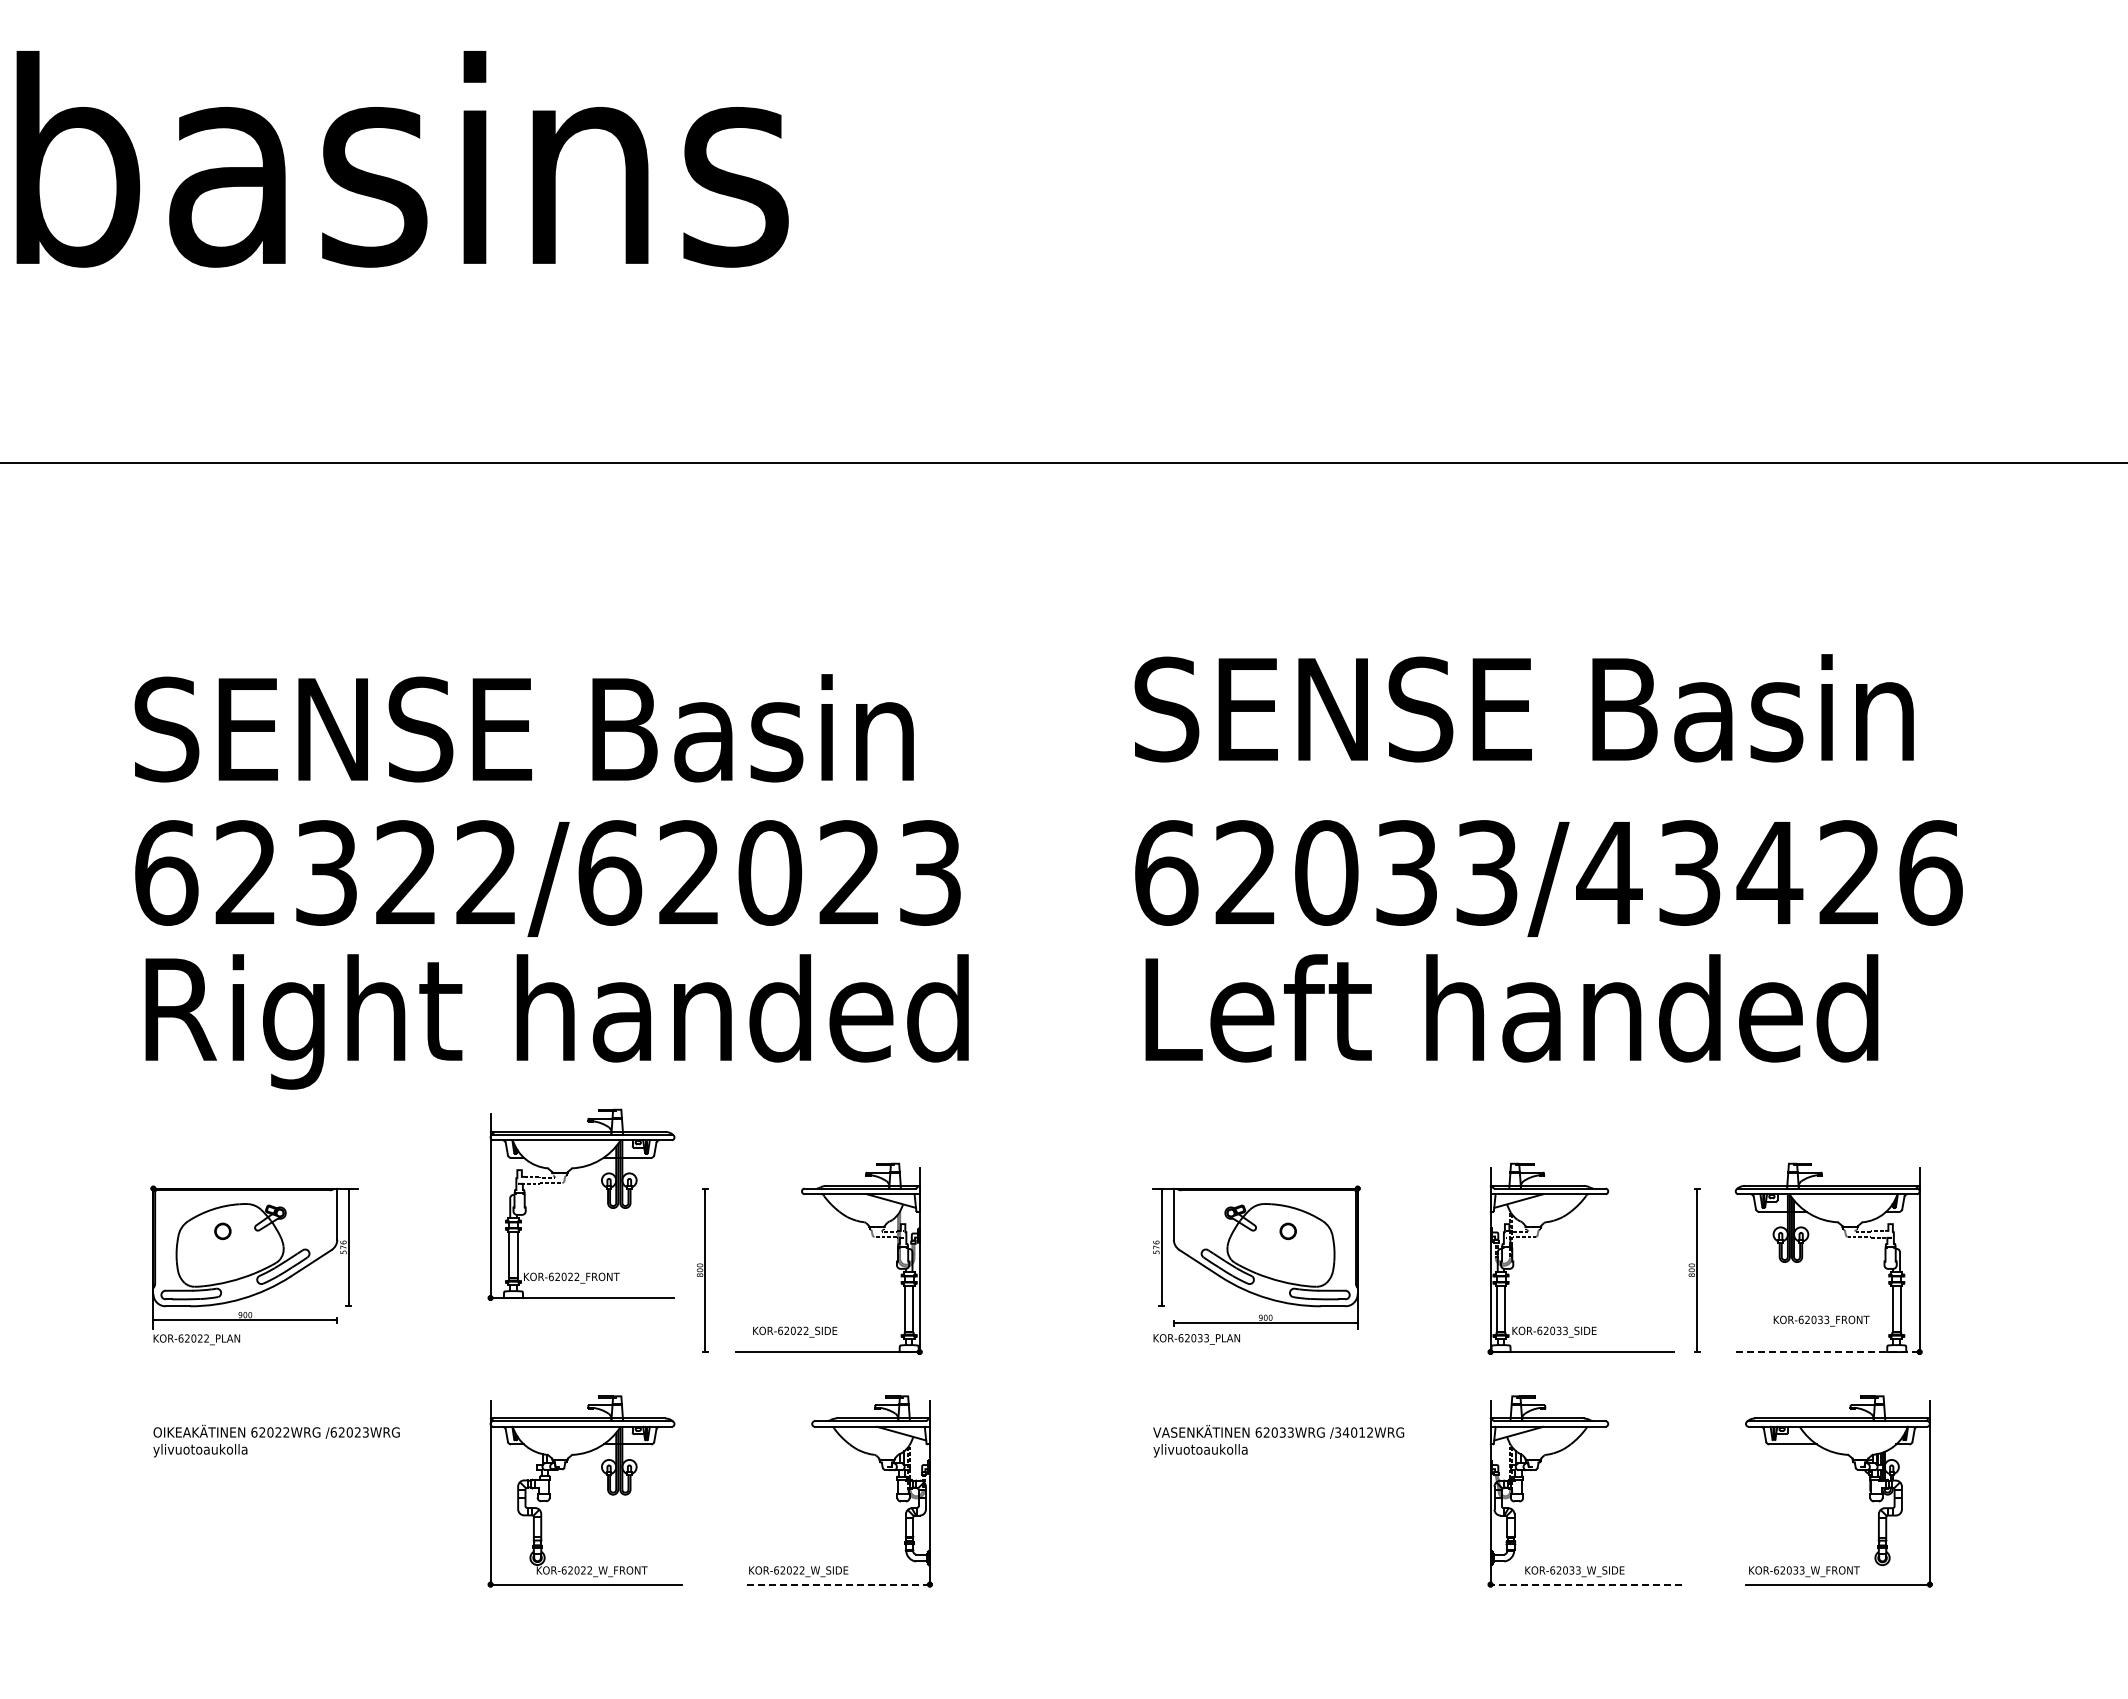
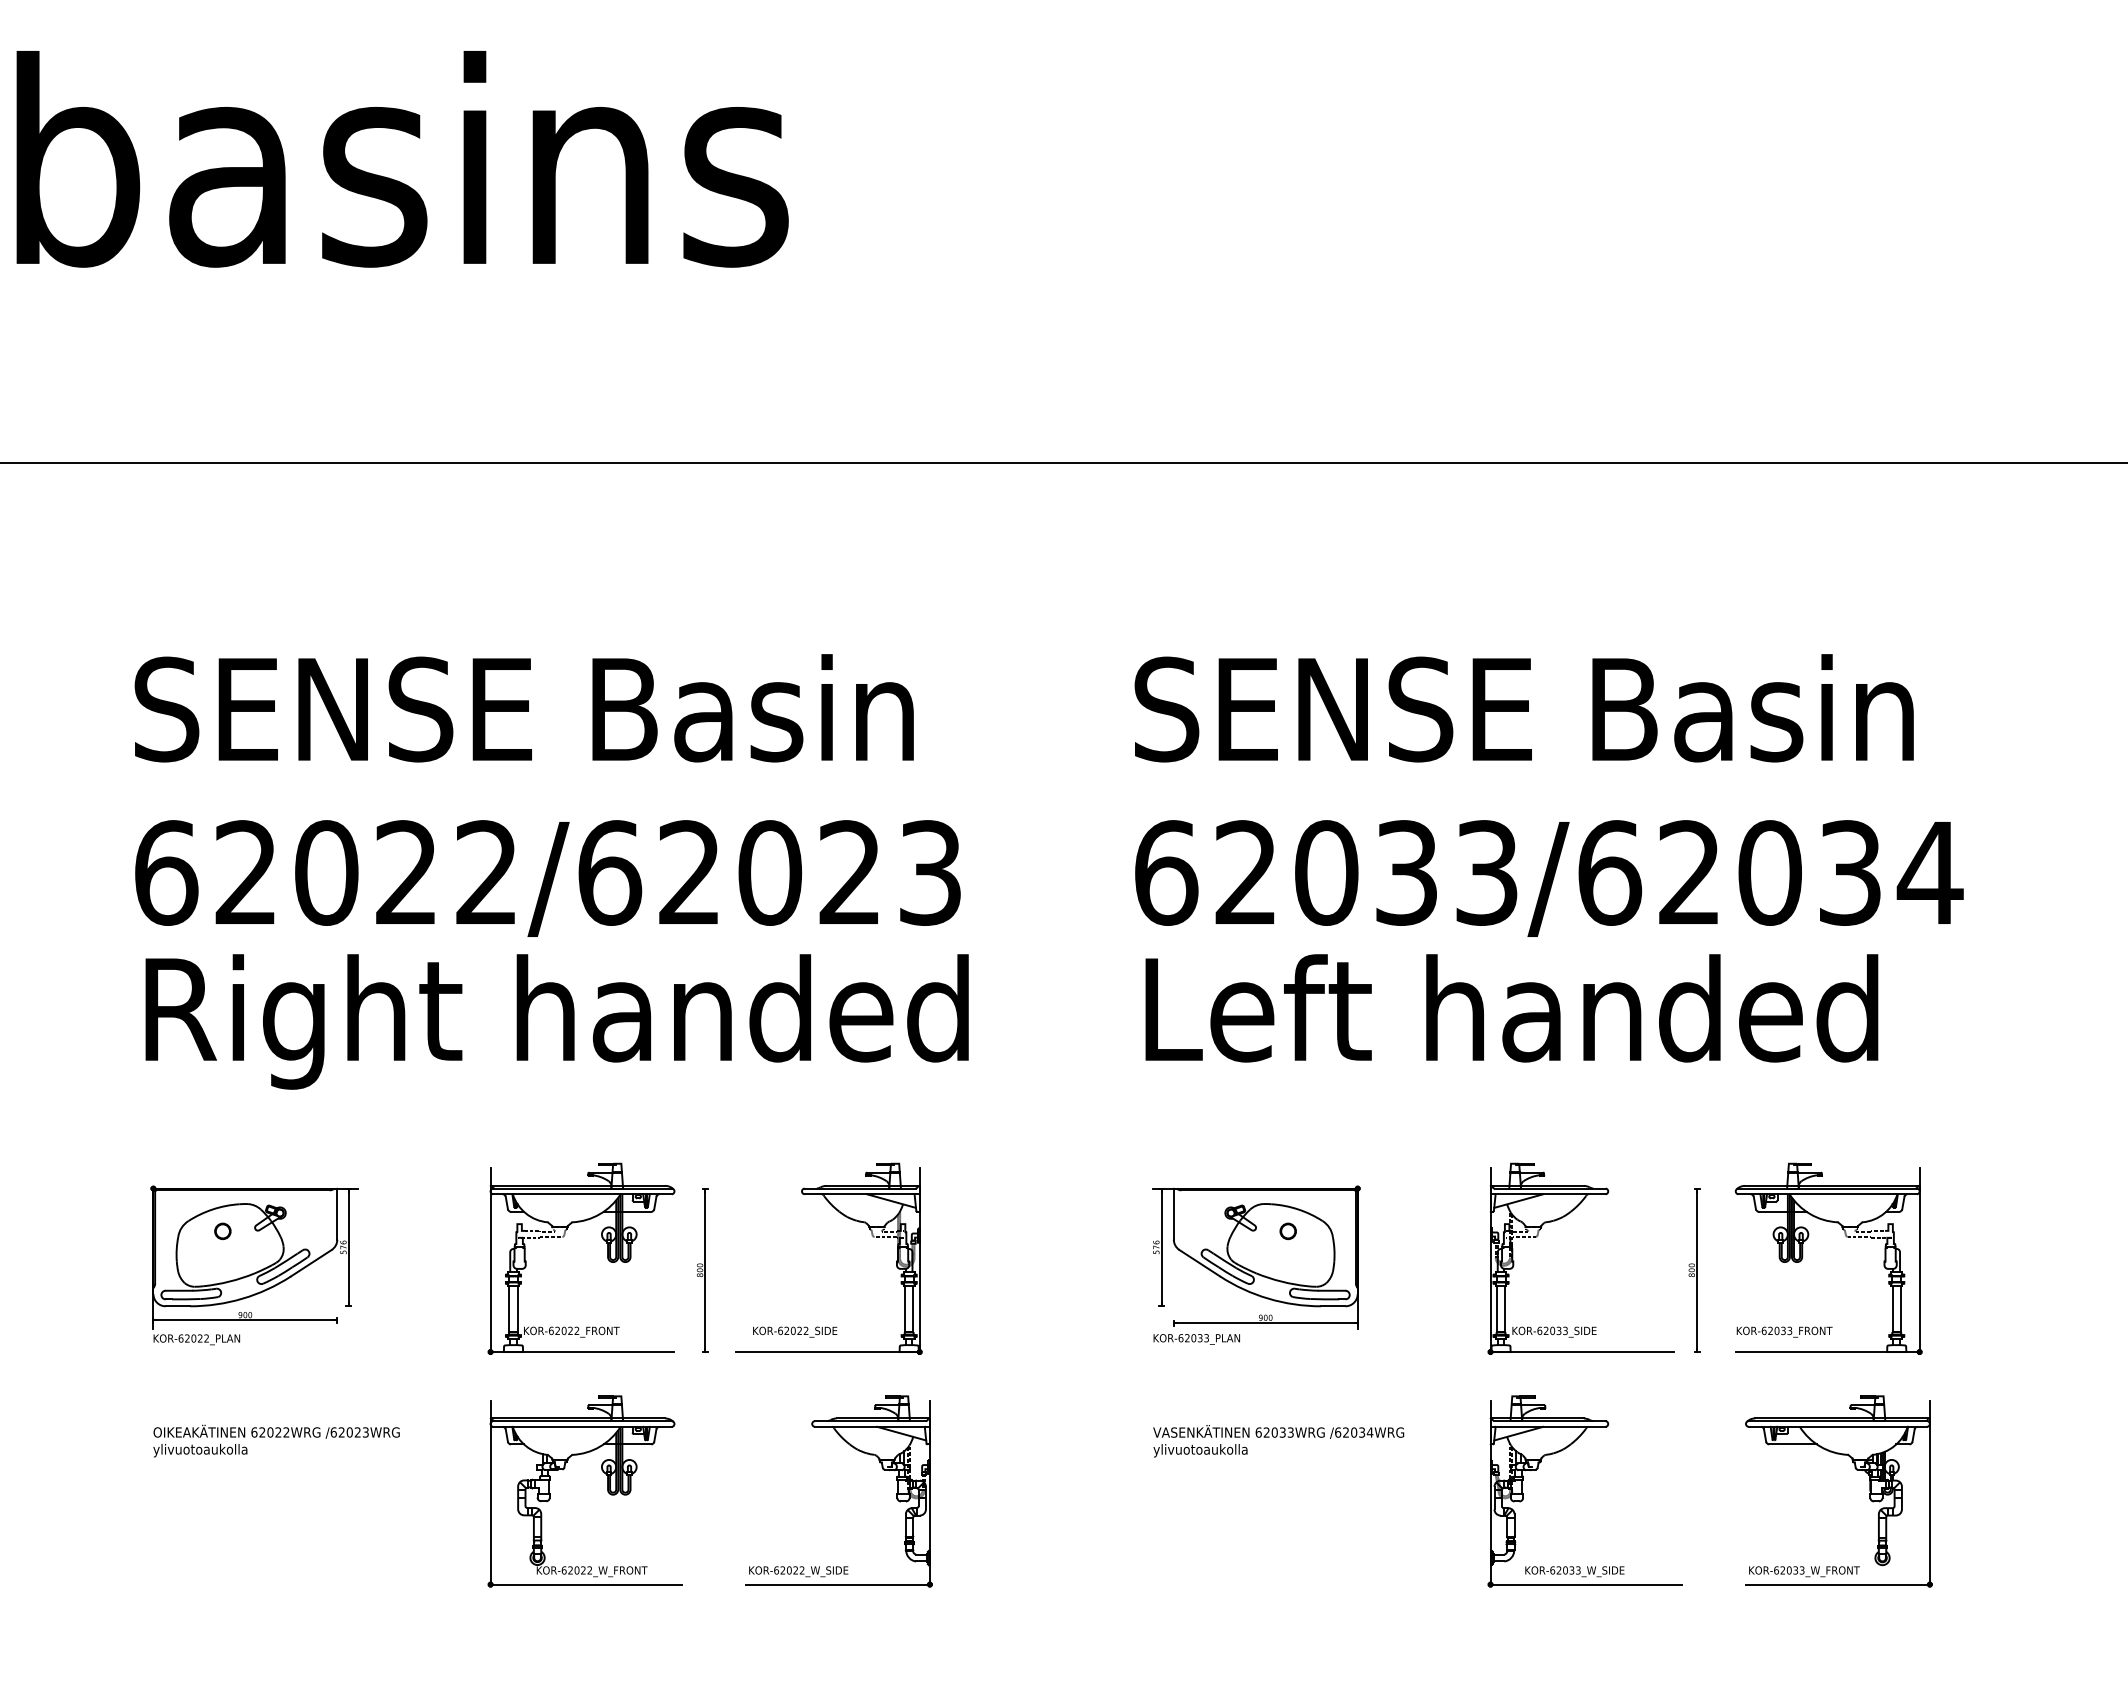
text position: (523, 728) -> (523, 708) (523, 708)
text: 62322/62023 -> 62022/62023 (326, 872)
text: 62033/43426 -> 62033/62034 (1769, 872)
part position: (607, 1204) -> (607, 1258) (607, 1258)
text position: (1821, 1320) -> (1784, 1331) (1784, 1331)
line: dashed -> solid (1827, 1352)
text: /34012WRG -> /62034WRG (1354, 1432)
line: dashed -> solid (837, 1584)
line: dashed -> solid (1585, 1584)
